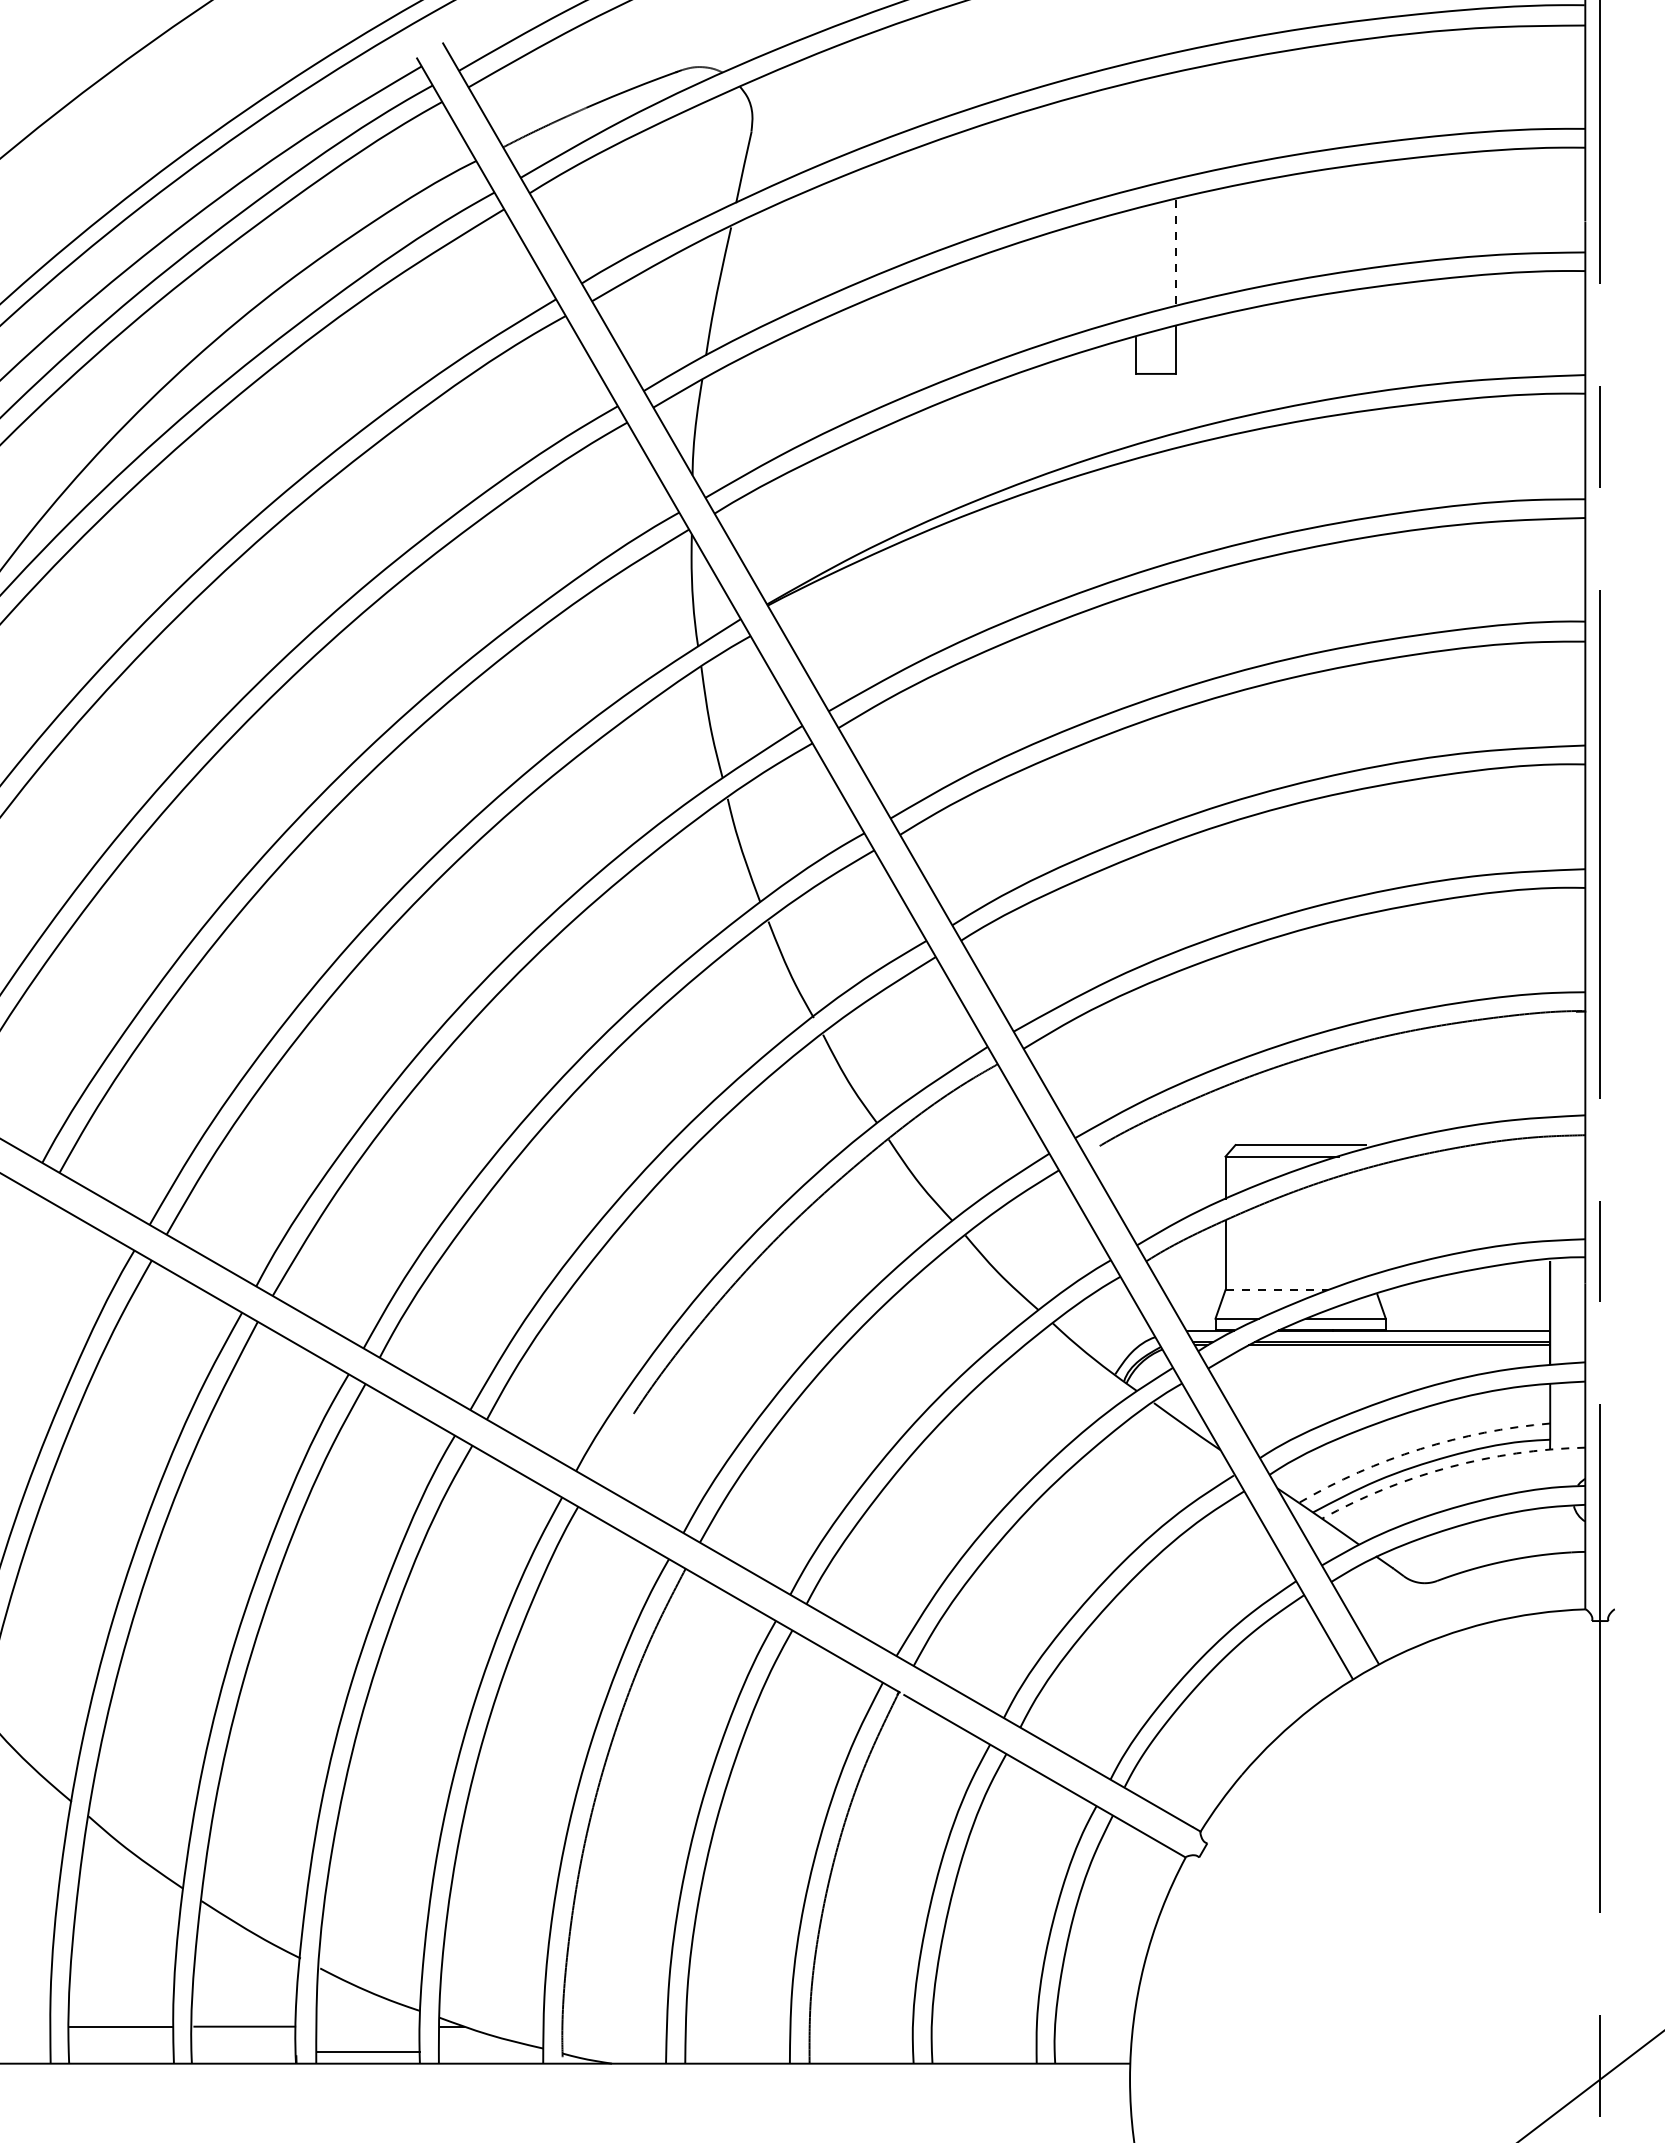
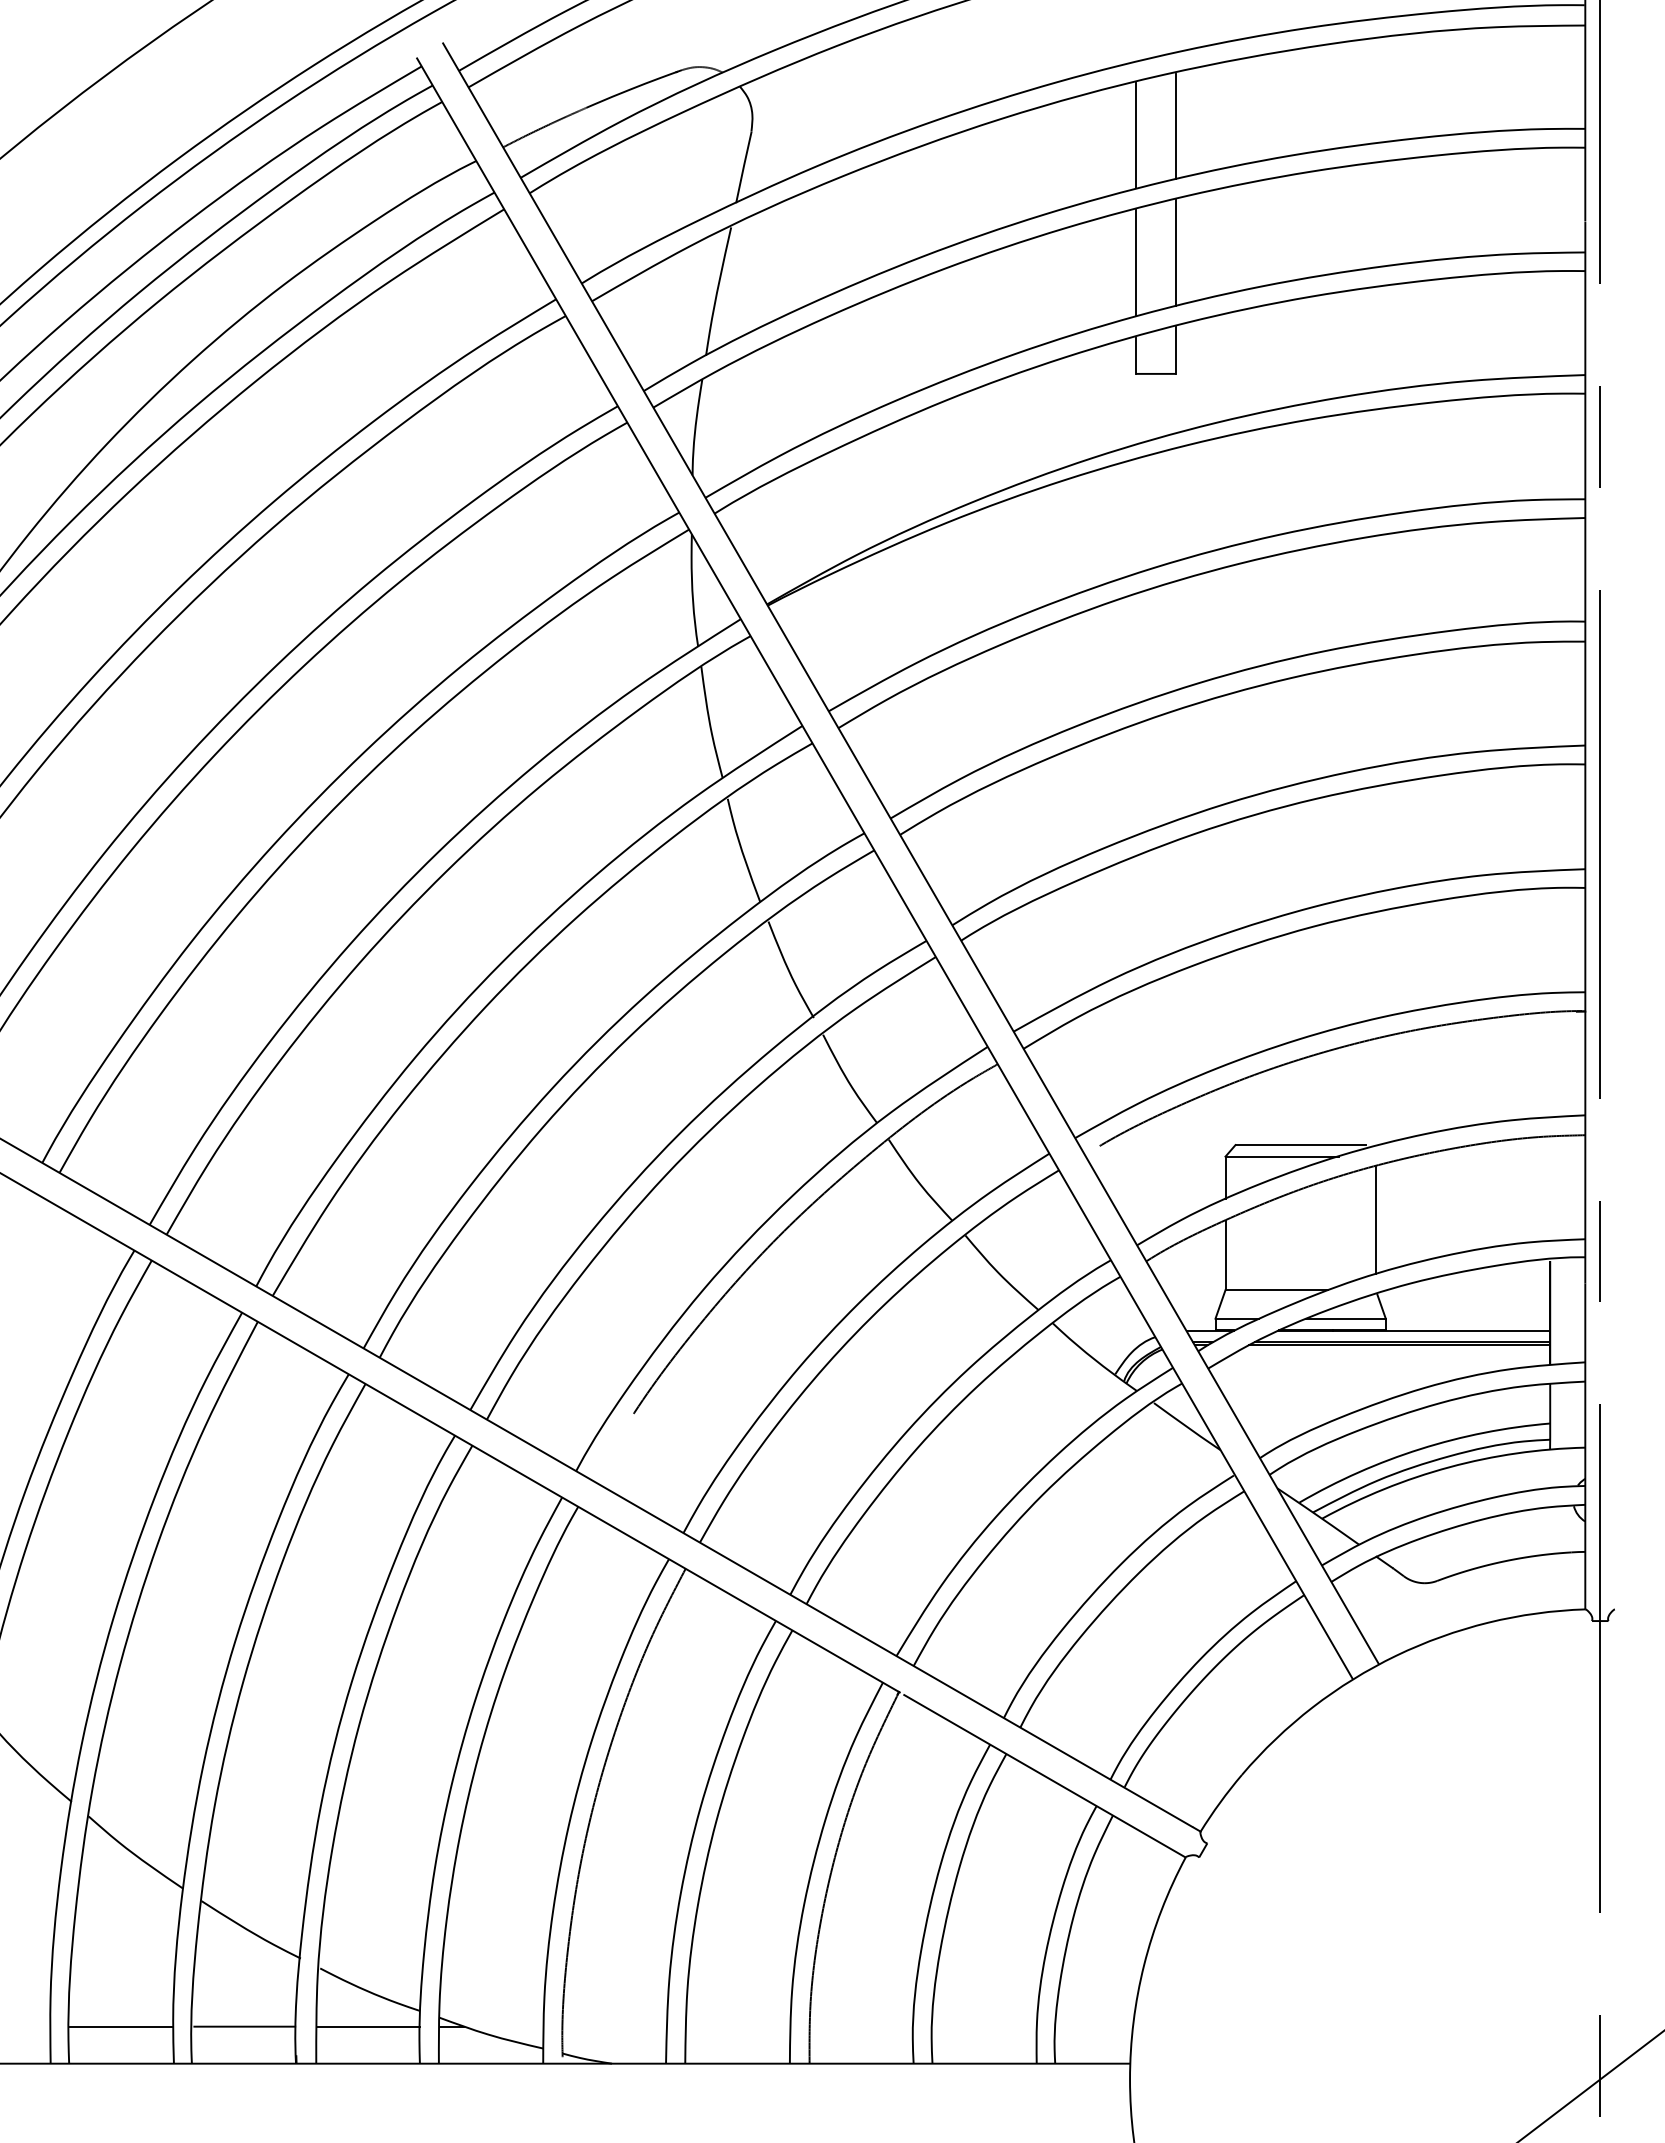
line: none -> present (1176, 126)
line: none -> present (1135, 135)
line: dashed -> solid (1176, 252)
line: none -> present (1135, 263)
line: none -> present (1375, 1220)
line: dashed -> solid (1277, 1290)
arc: dashed -> solid (1420, 1449)
arc: dashed -> solid (1449, 1467)
line position: (367, 2051) -> (367, 2026) (367, 2026)
